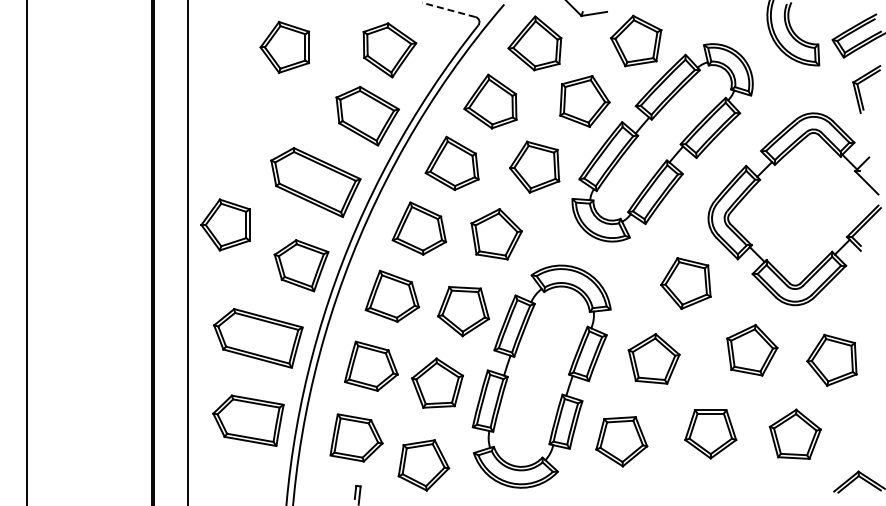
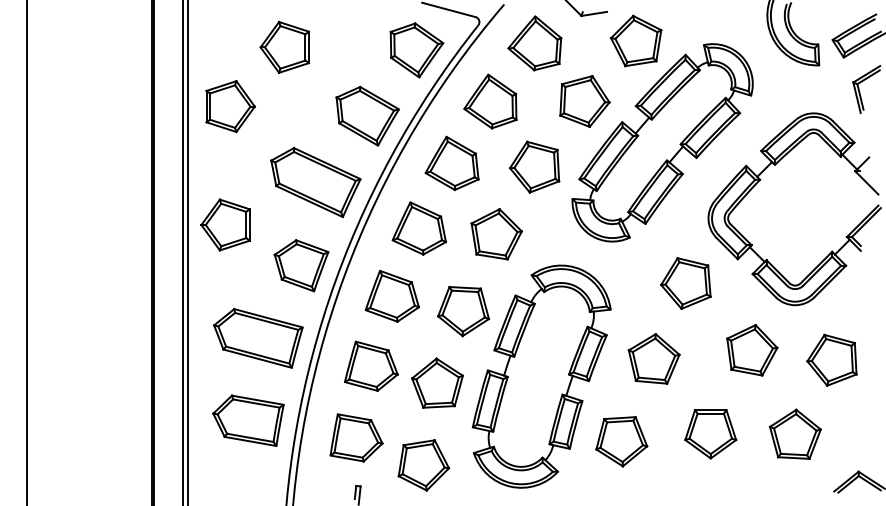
line: dashed -> solid (448, 9)
part position: (389, 50) -> (416, 50) (416, 50)
part: none -> present (230, 106)
line: none -> present (182, 252)
